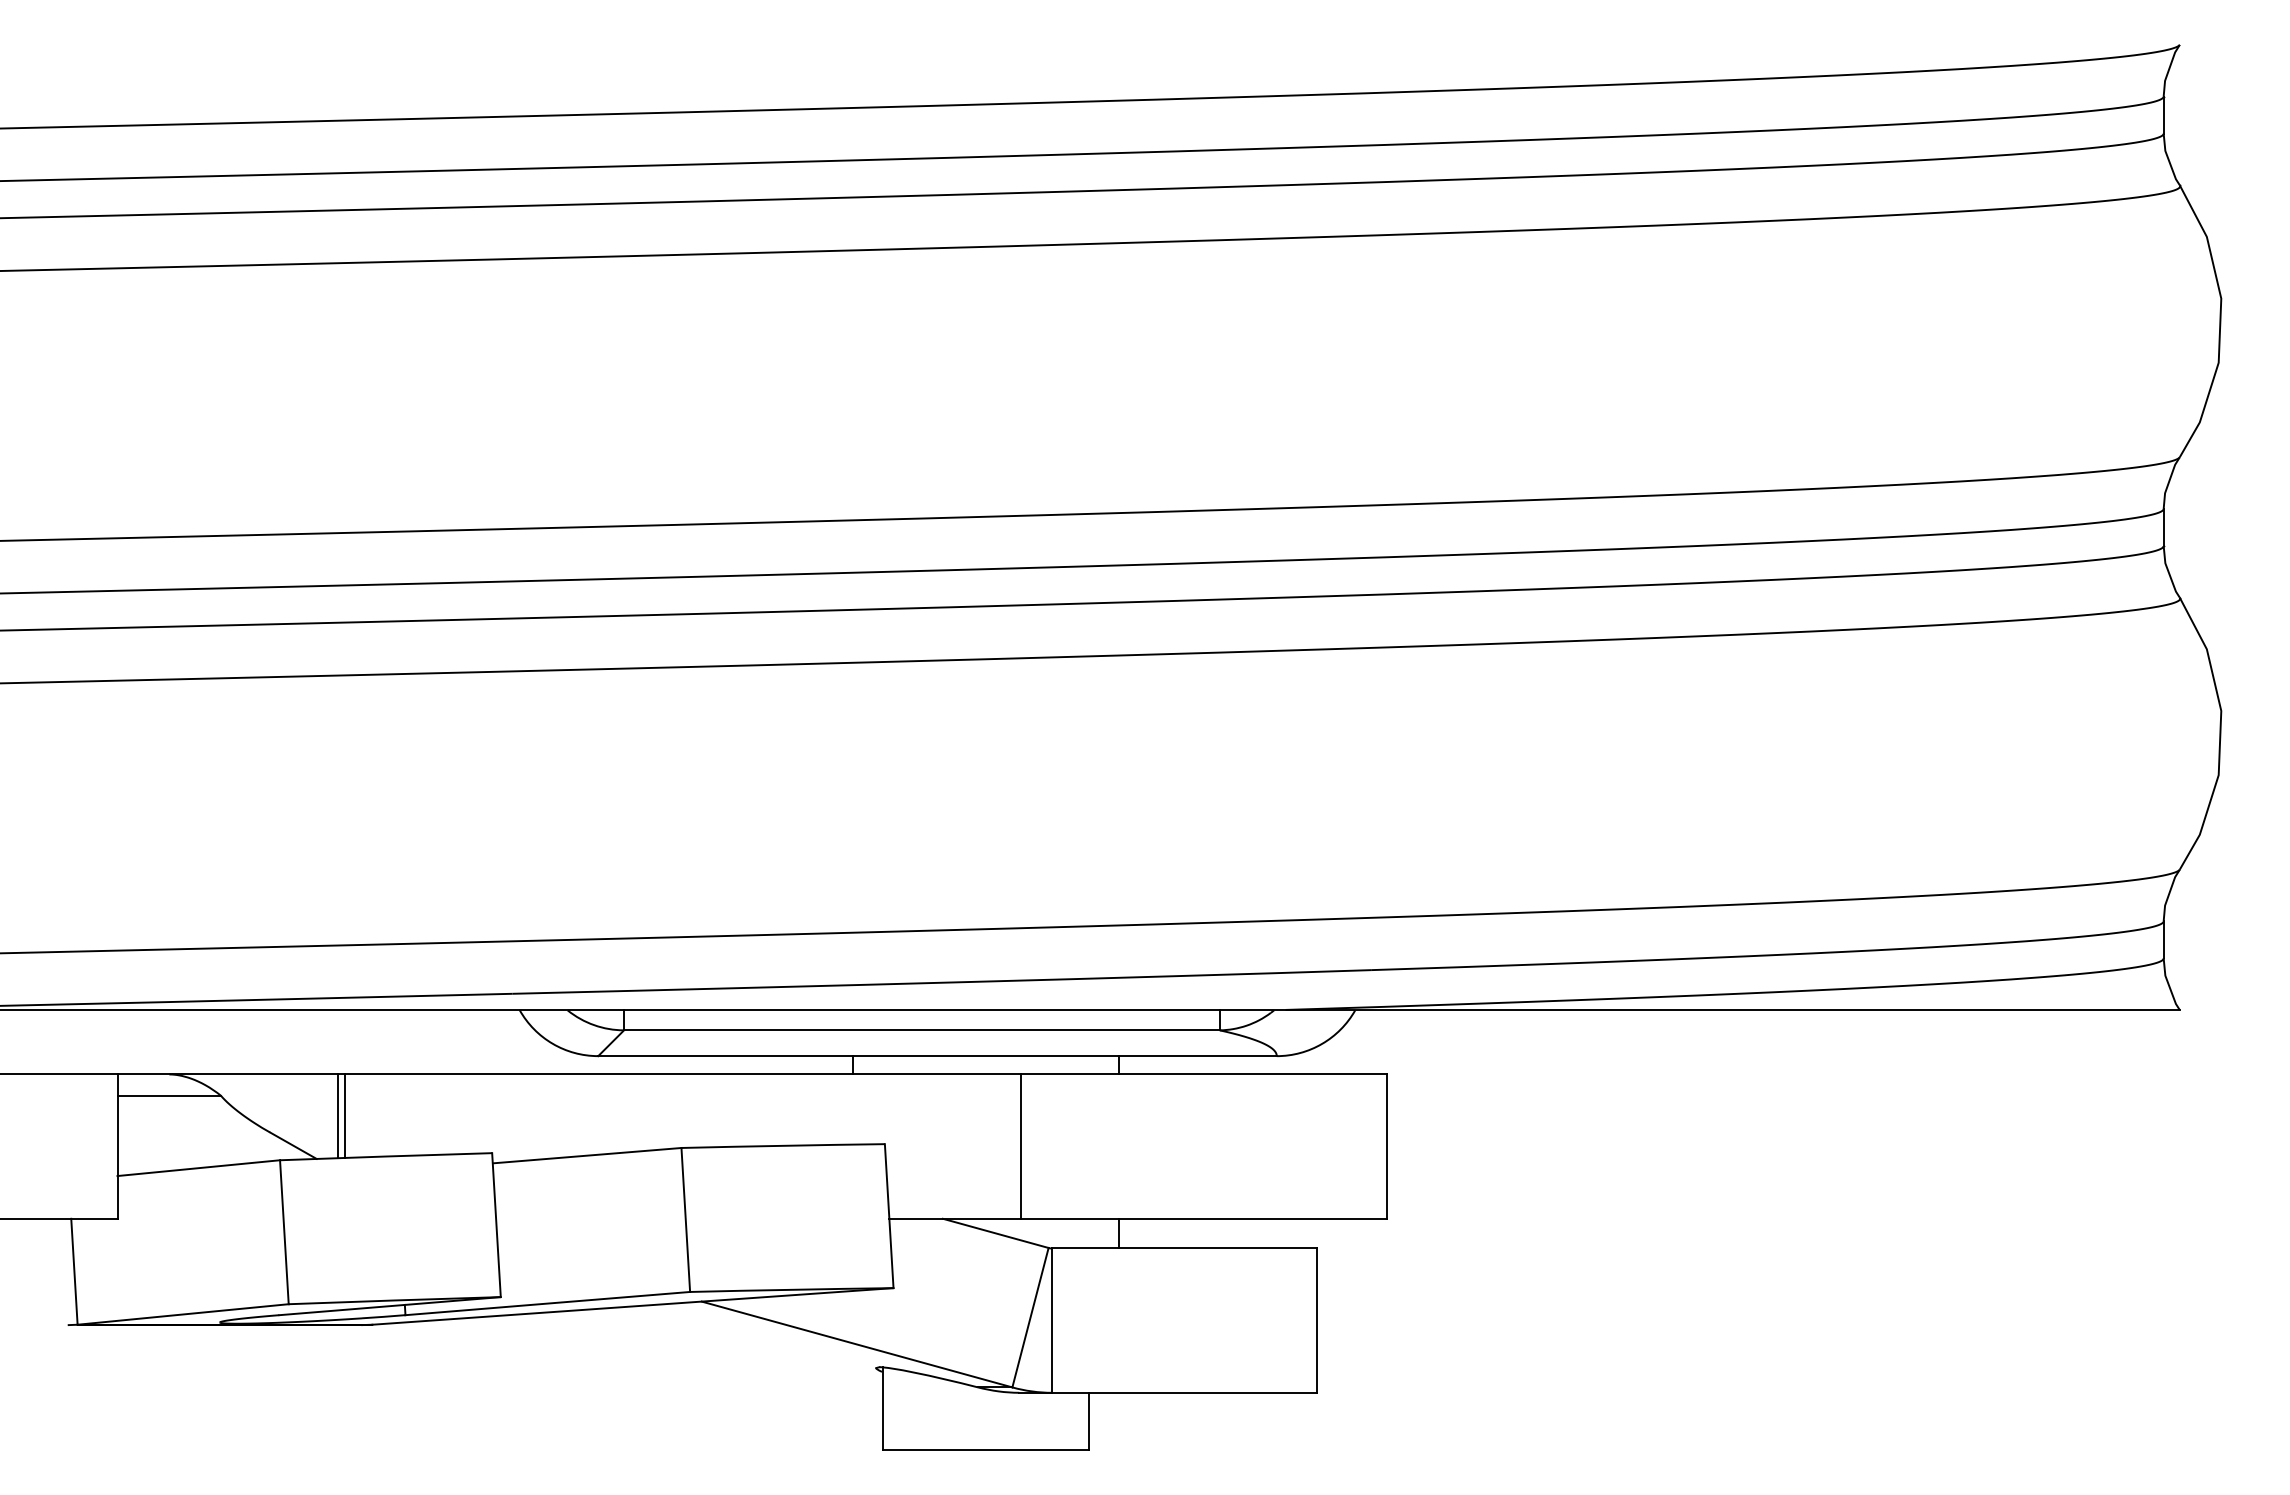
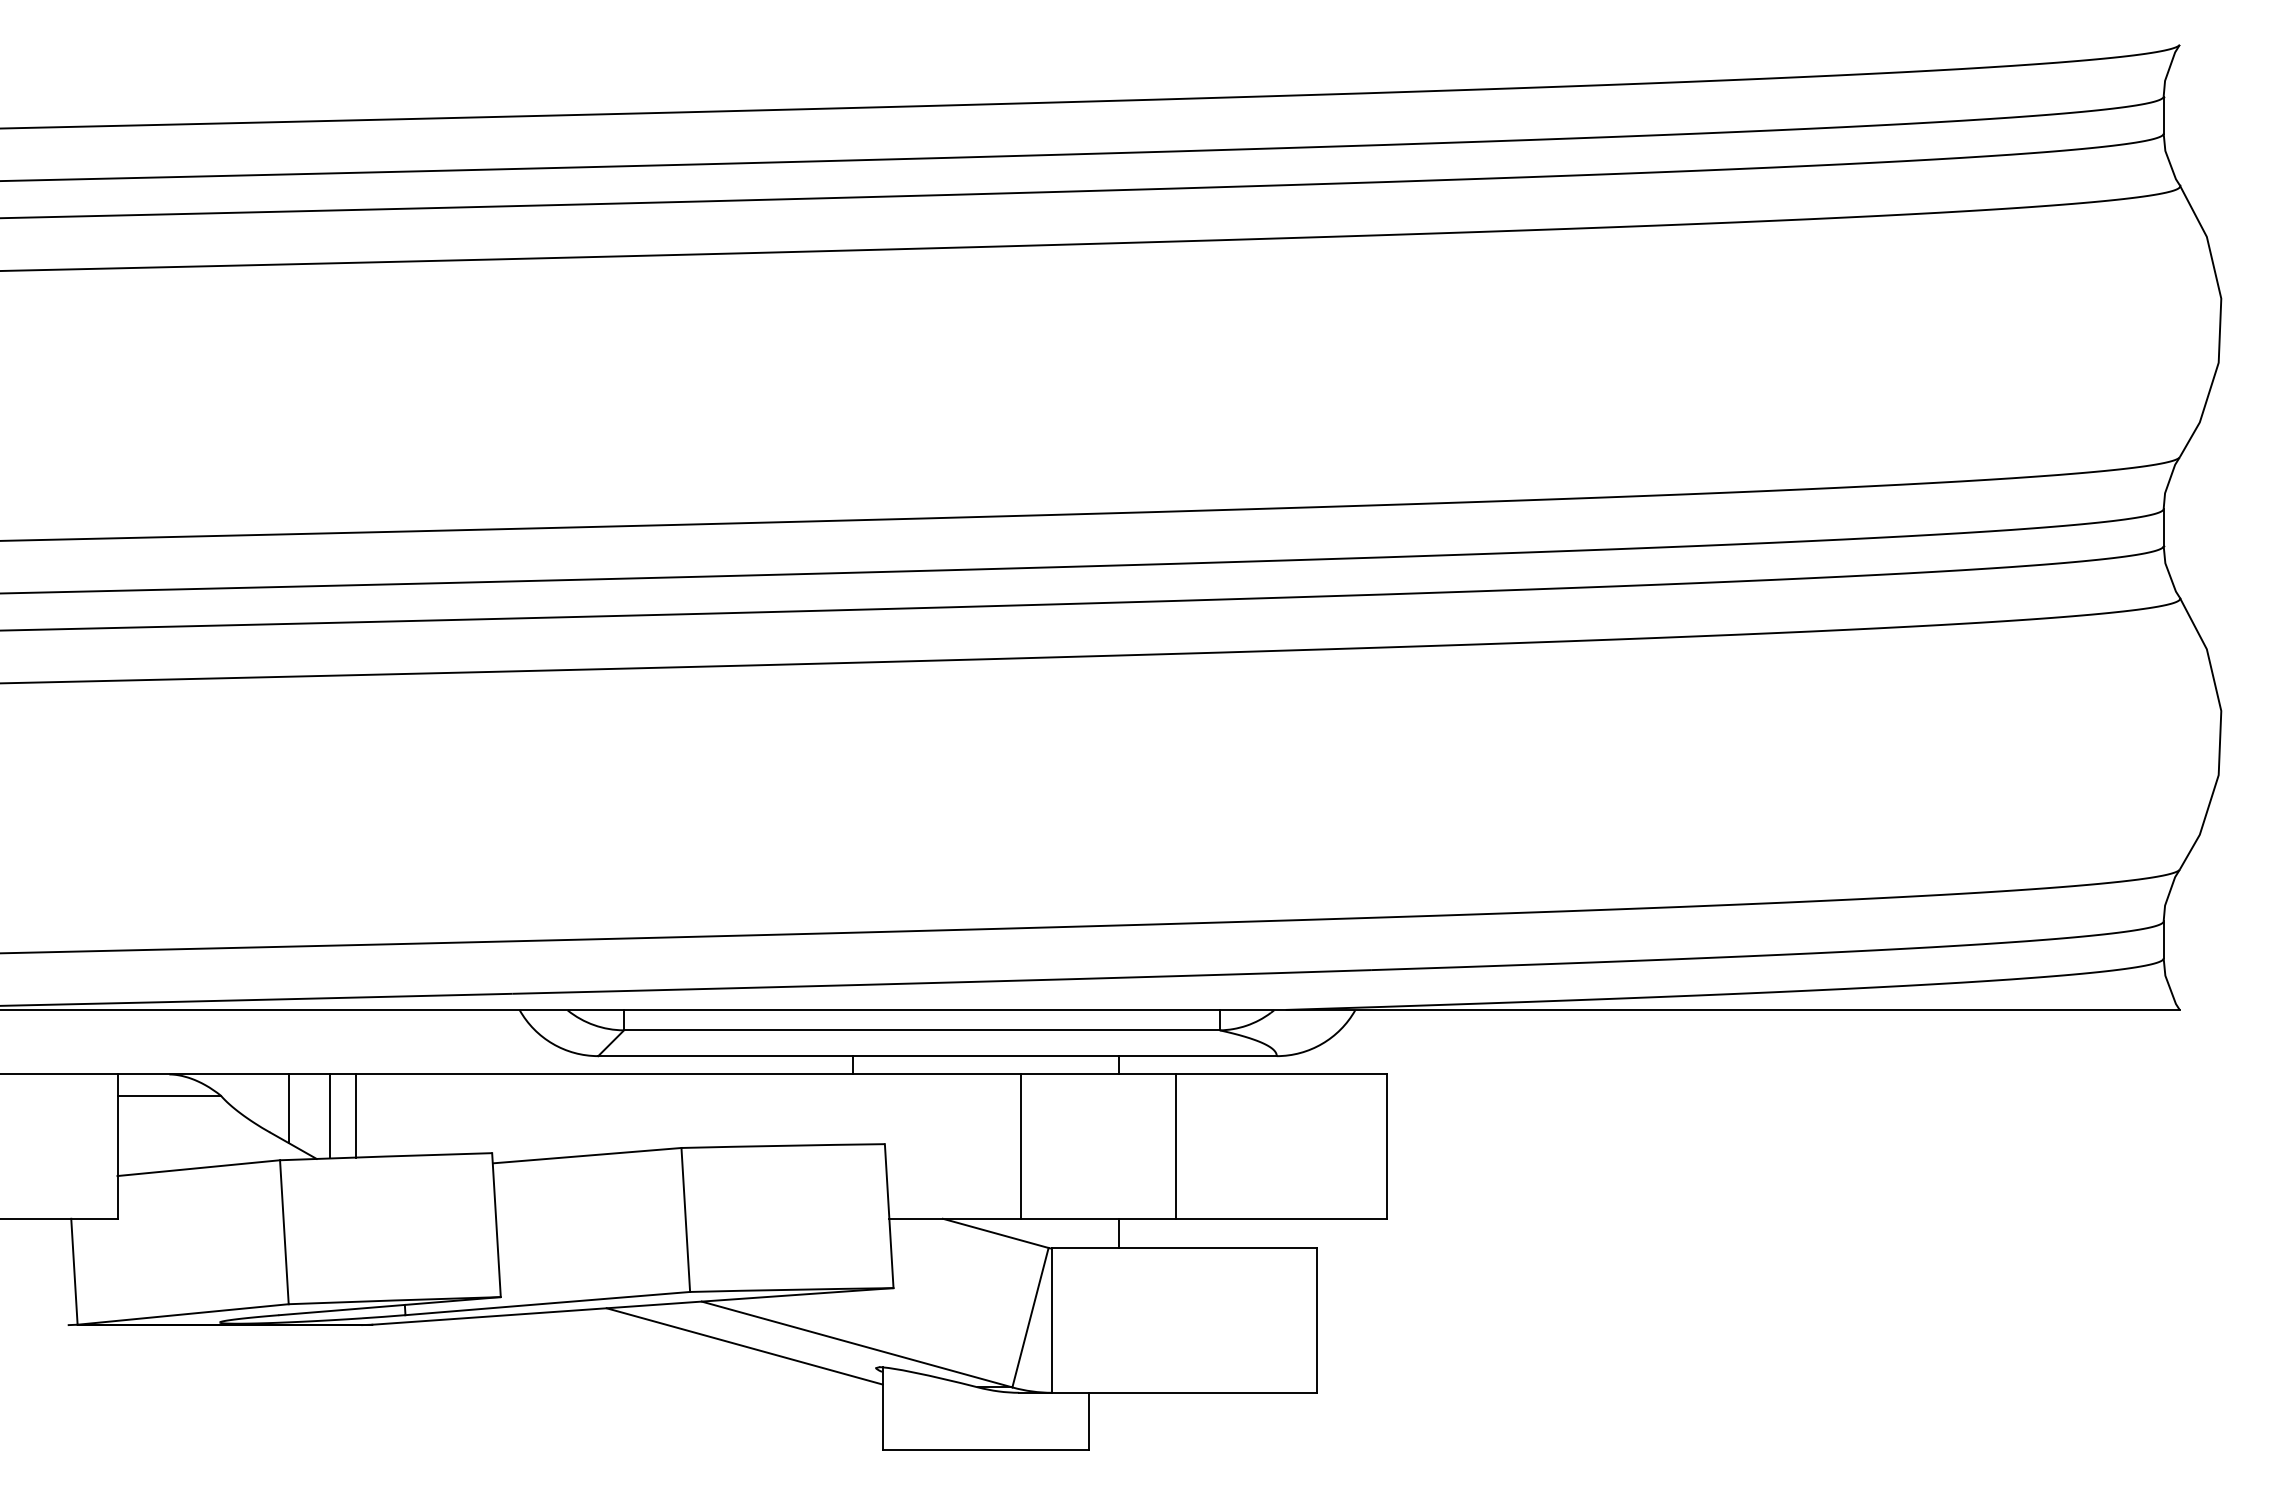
line: none -> present (288, 1108)
line position: (338, 1115) -> (356, 1115) (356, 1115)
line position: (345, 1116) -> (330, 1116) (330, 1116)
line: none -> present (1176, 1146)
line: none -> present (744, 1346)
